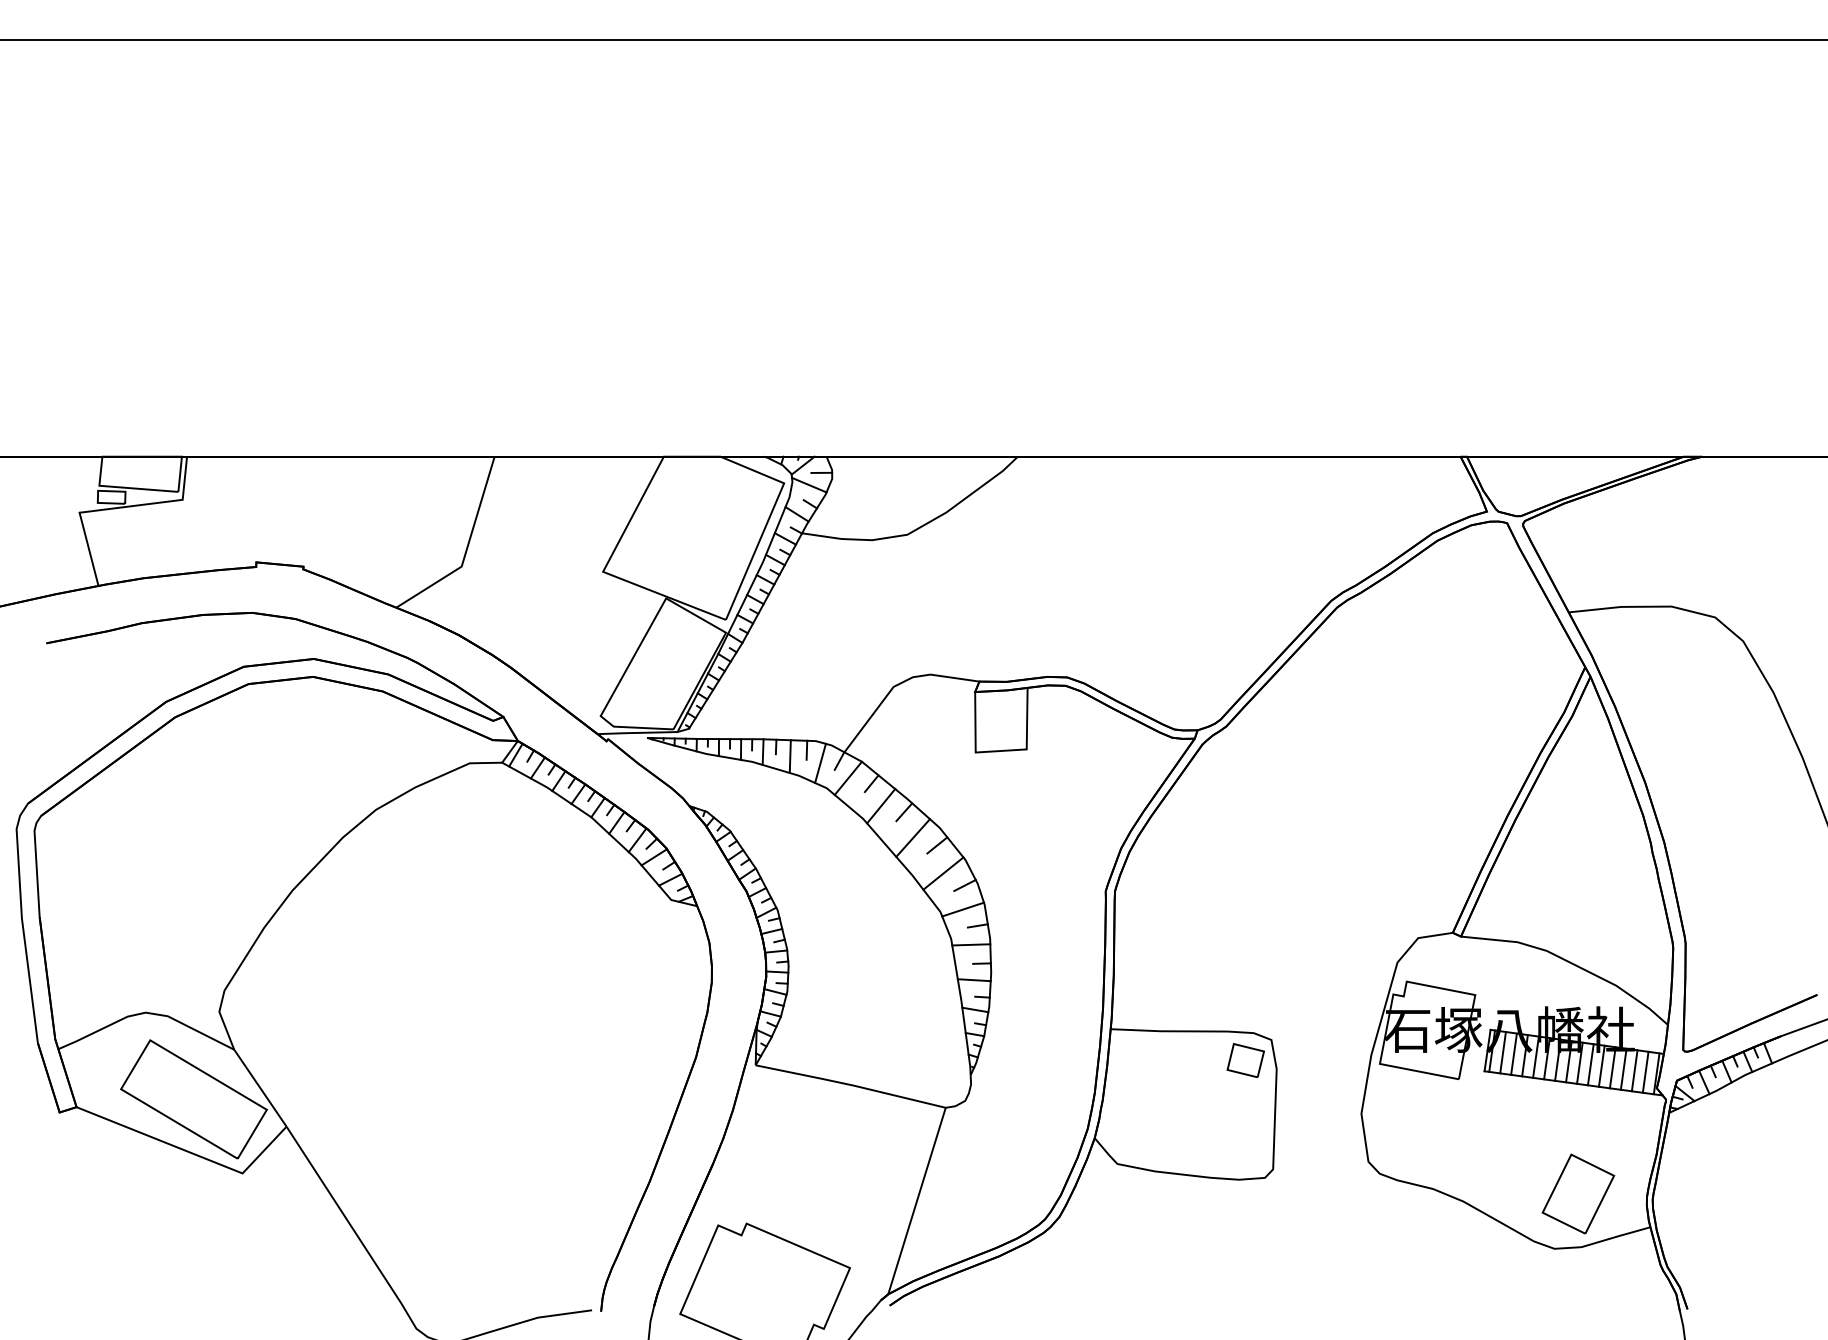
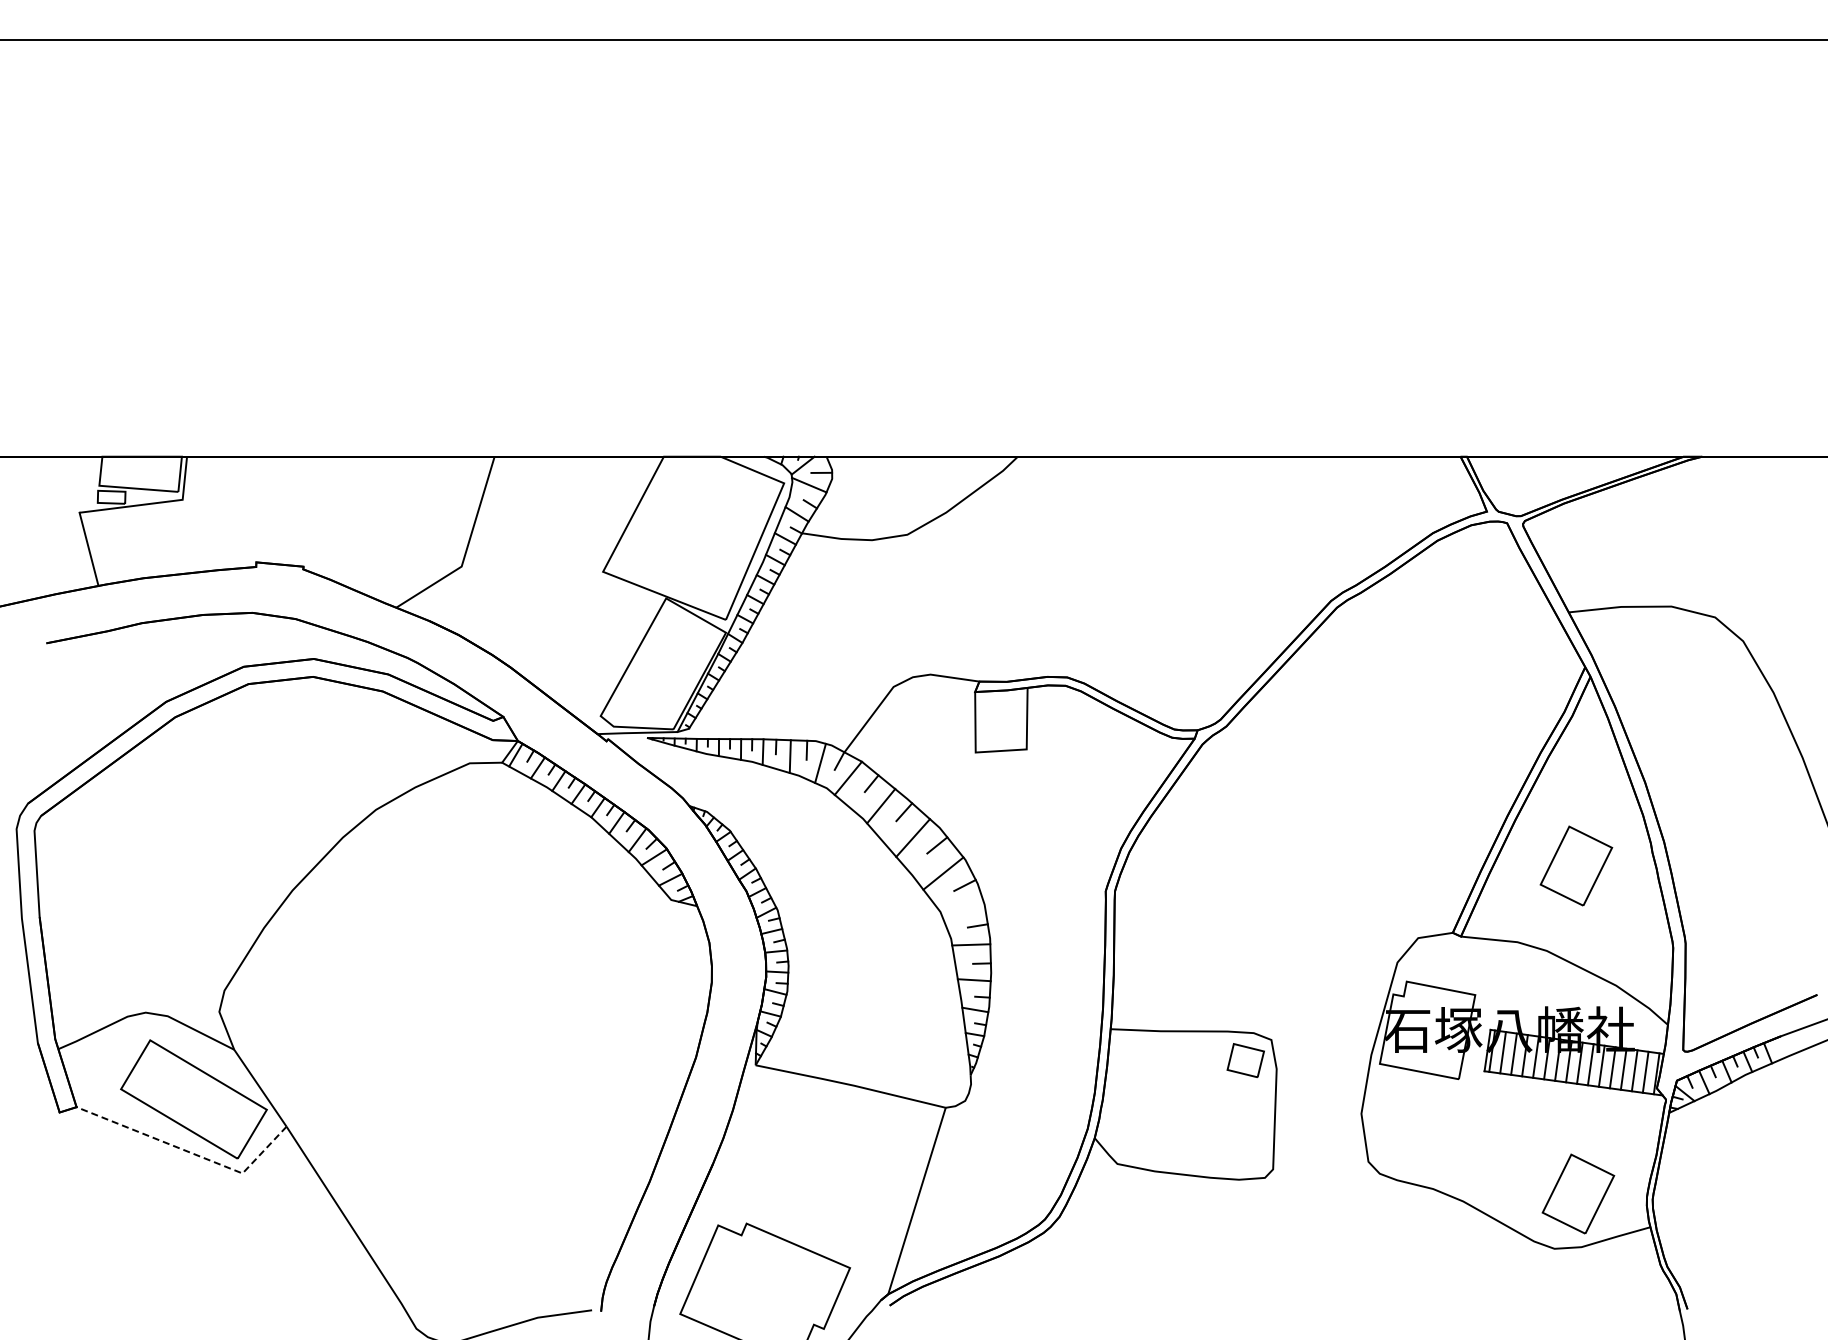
part: none -> present (1576, 865)
line: present -> none (962, 909)
line: solid -> dashed (189, 1152)
